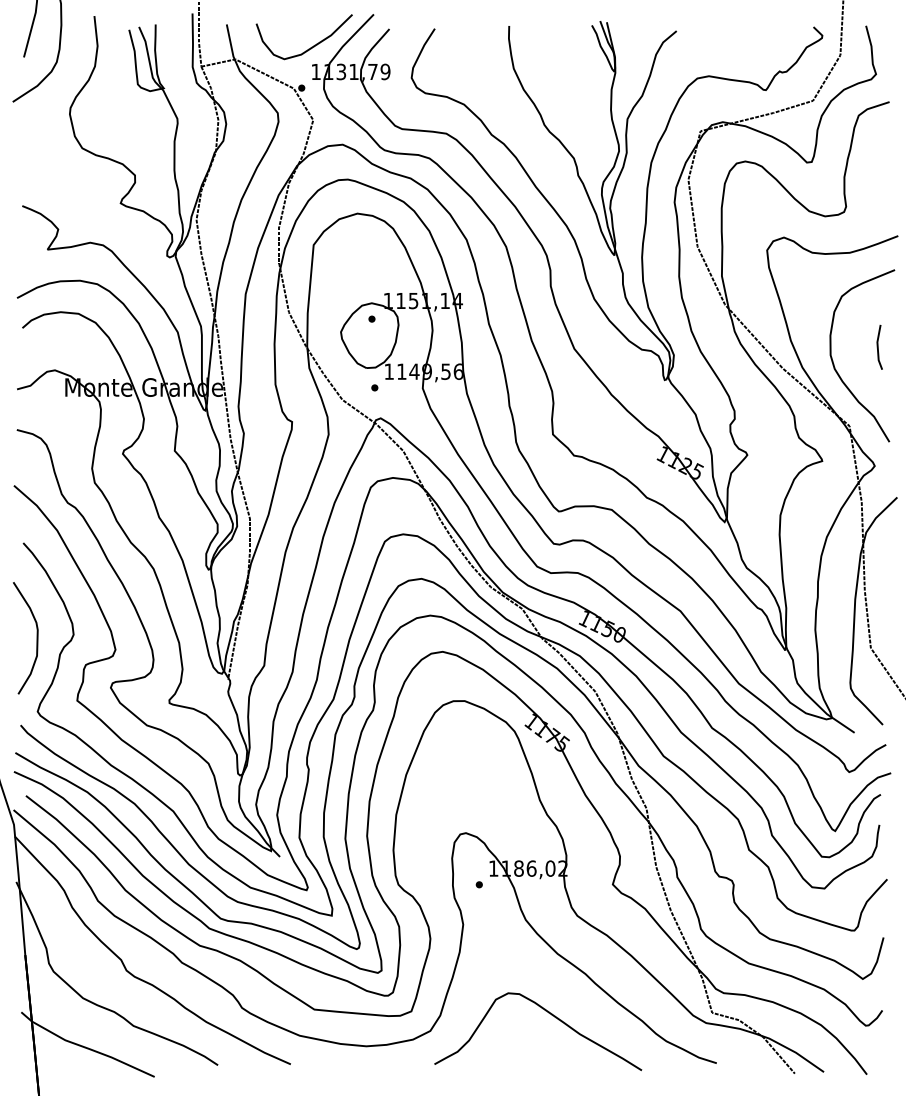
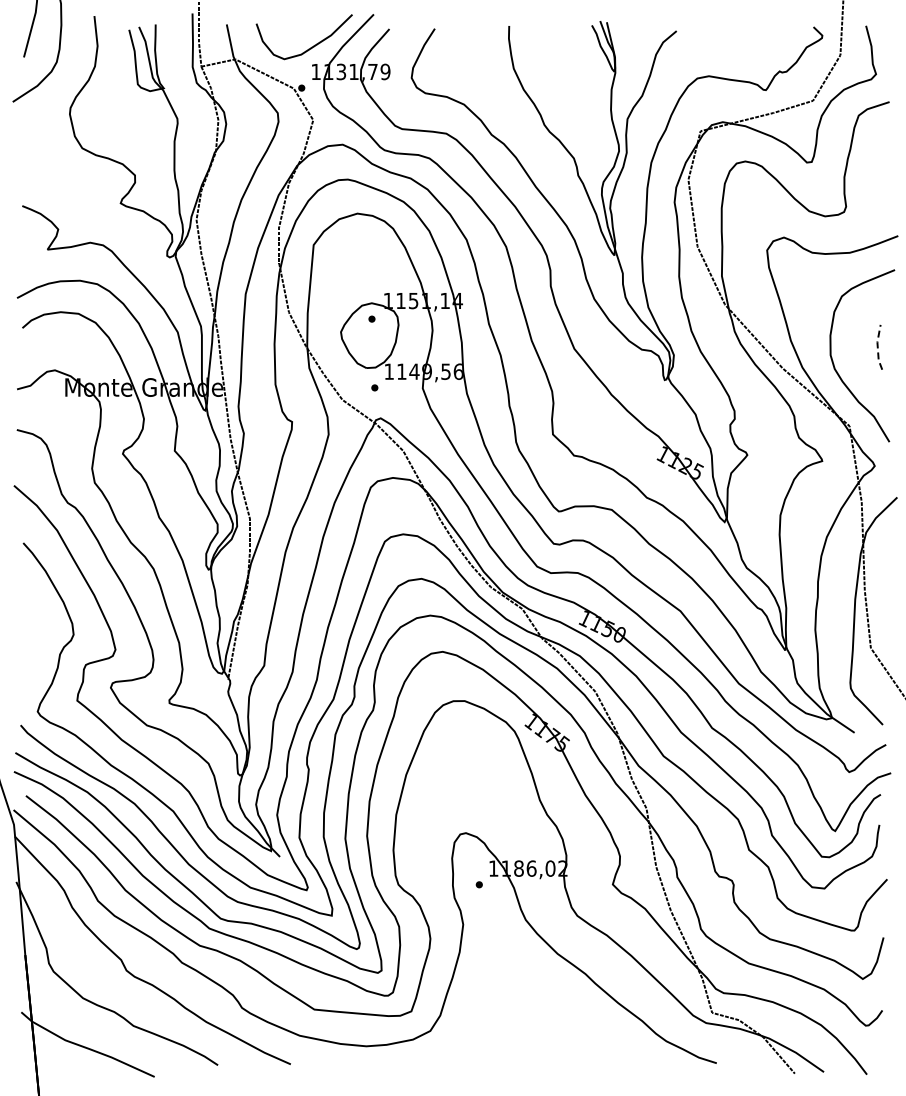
line: solid -> dashed (877, 347)
curve: present -> none (36, 638)
curve: present -> none (548, 1013)
